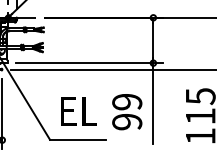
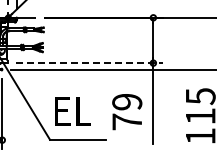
line: solid -> dashed (89, 63)
text position: (78, 111) -> (72, 111) (72, 111)
text: 99 -> 79 (127, 121)
